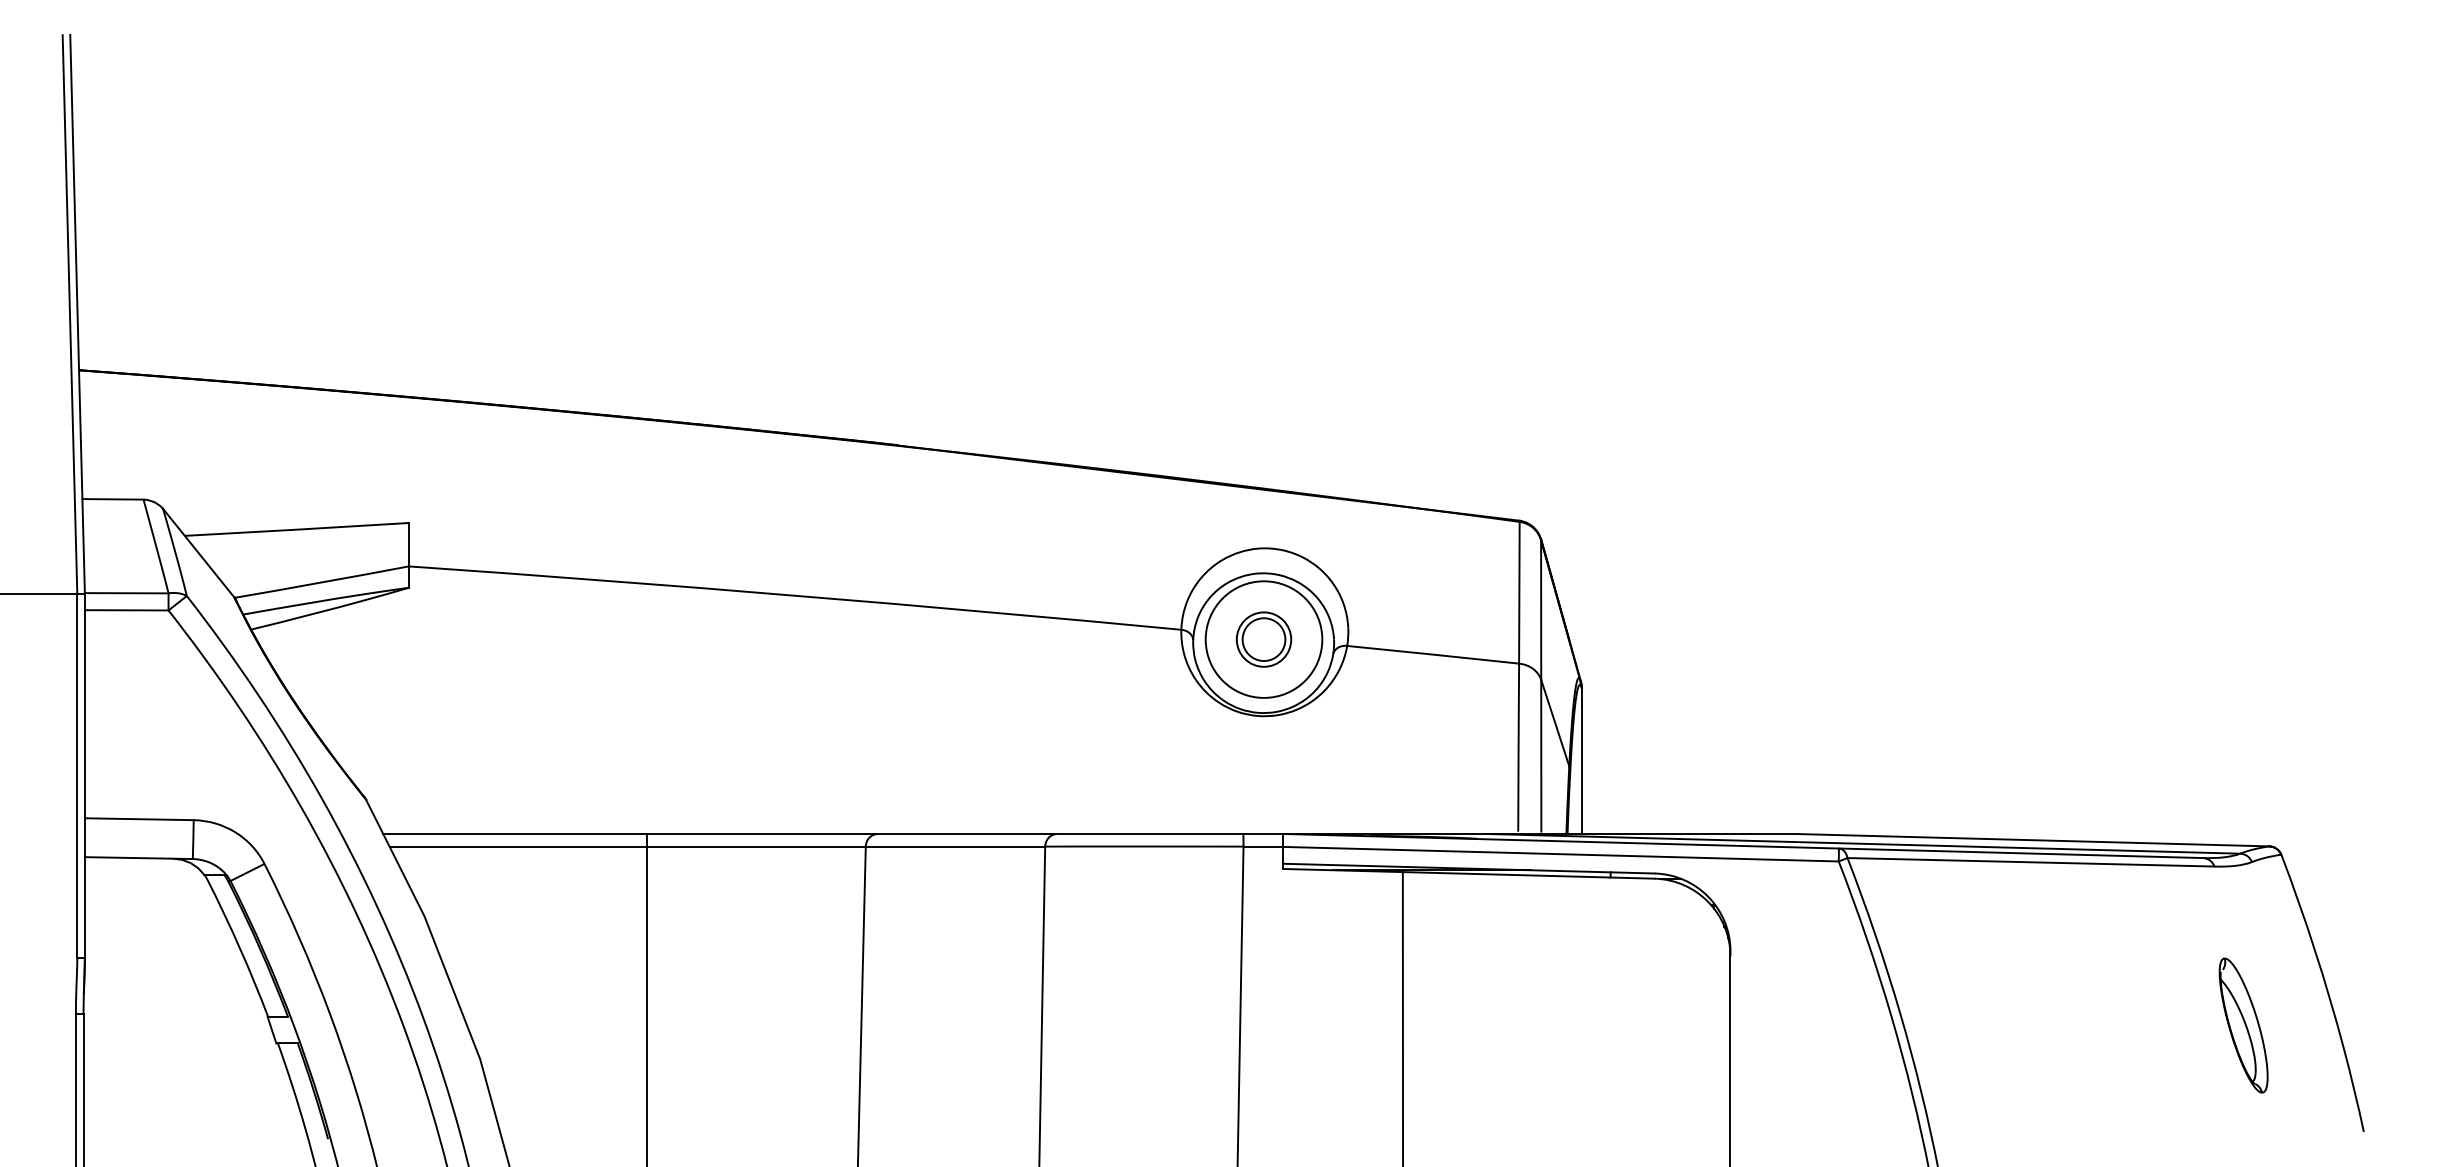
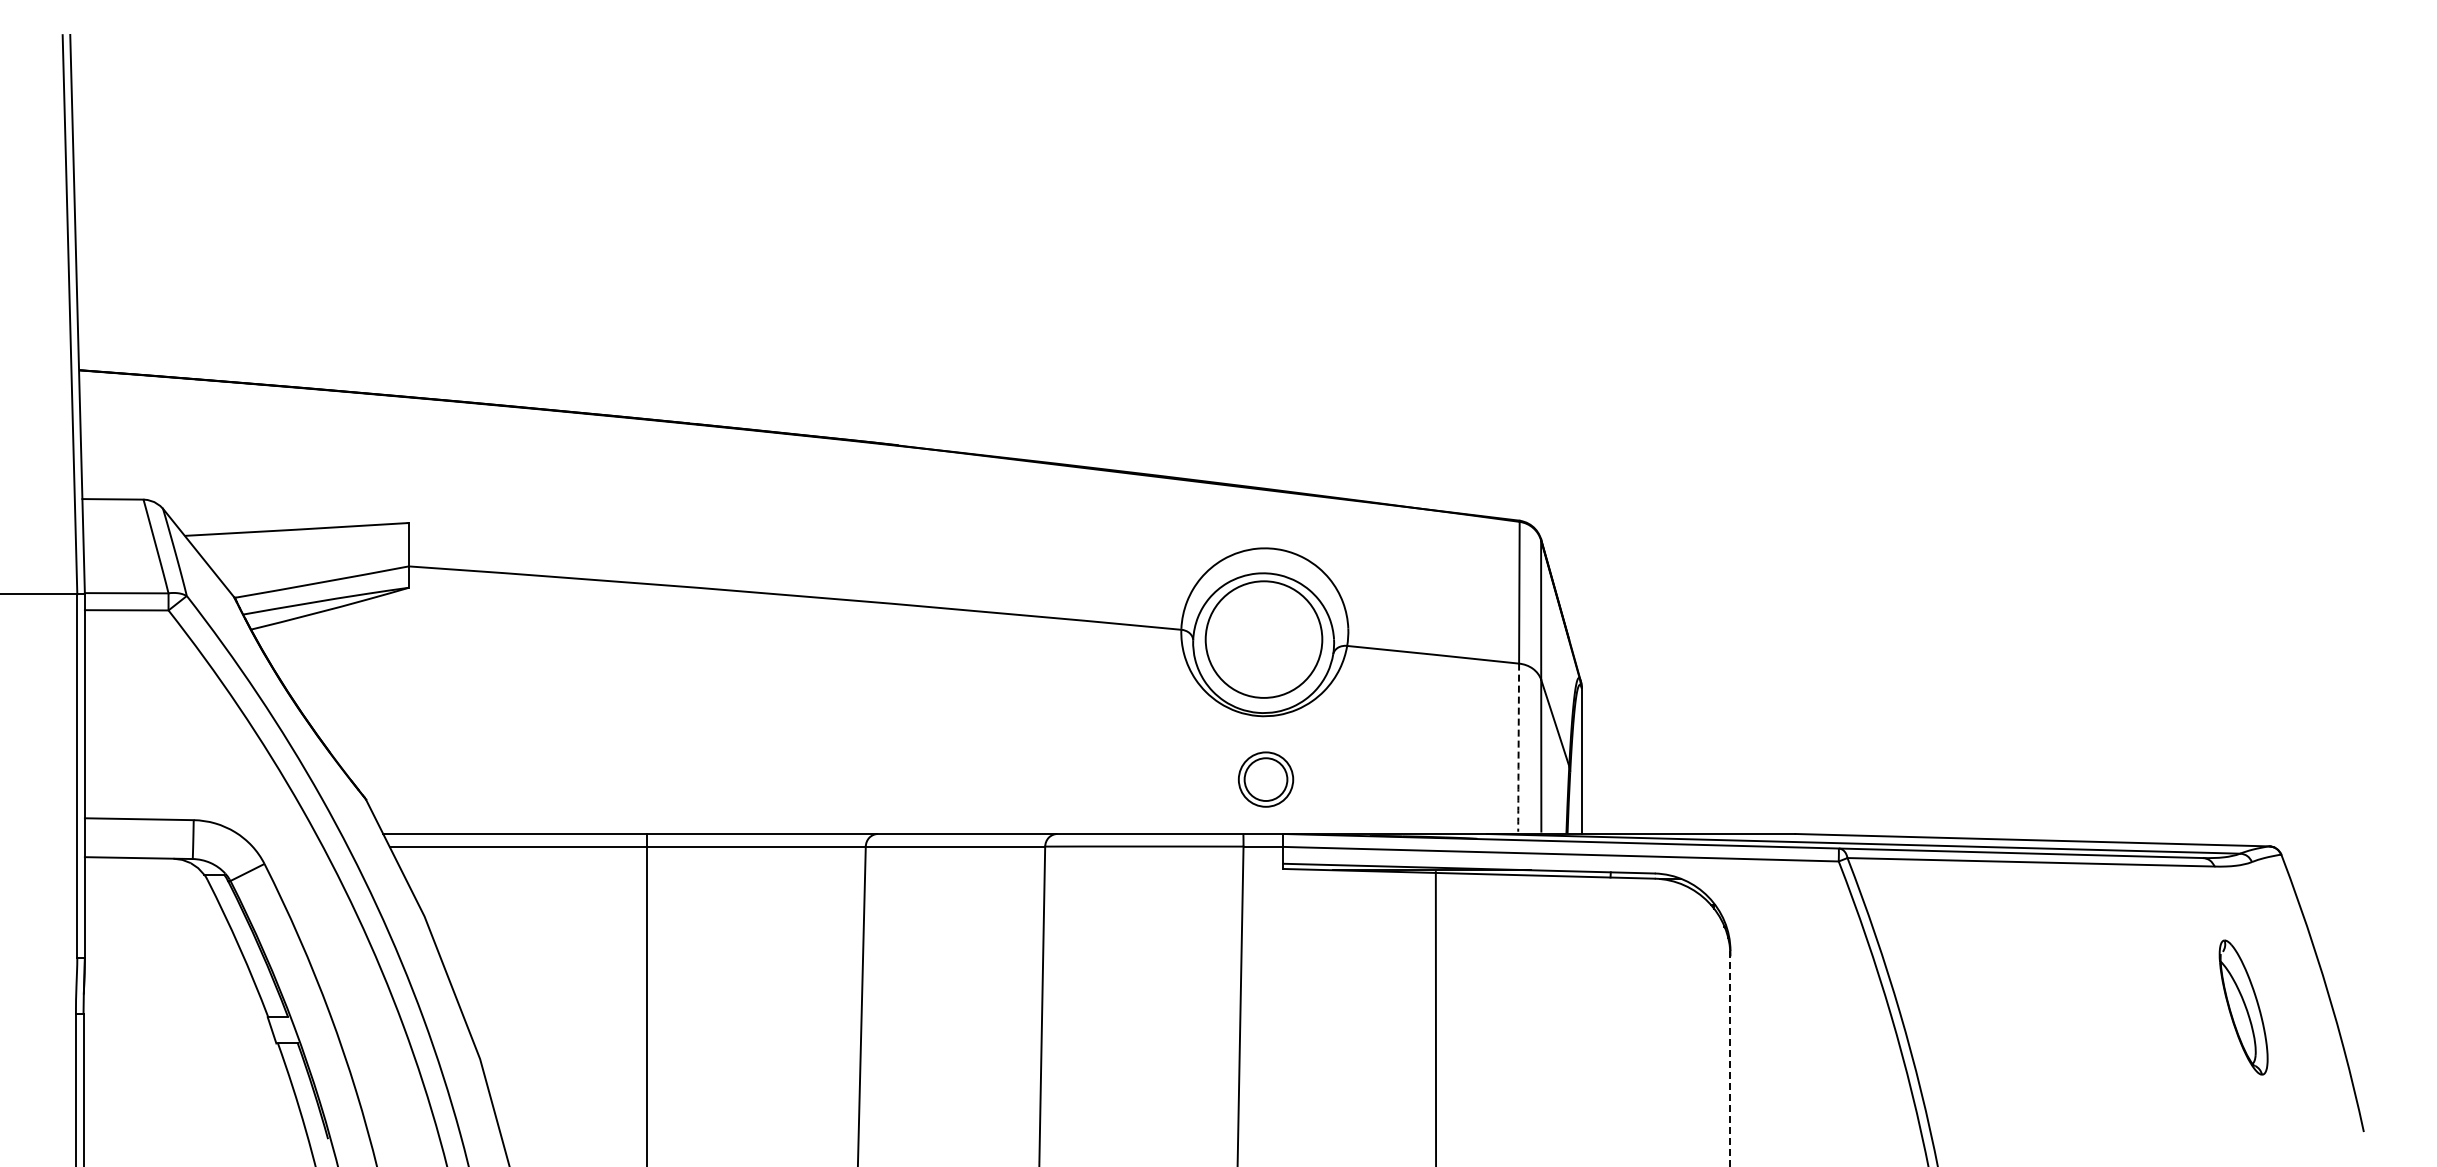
part position: (1263, 639) -> (1265, 779) (1265, 779)
arc: solid -> dashed (1518, 747)
line position: (1402, 1017) -> (1435, 1017) (1435, 1017)
part position: (2243, 1025) -> (2243, 1007) (2243, 1007)
line: solid -> dashed (1730, 1059)
